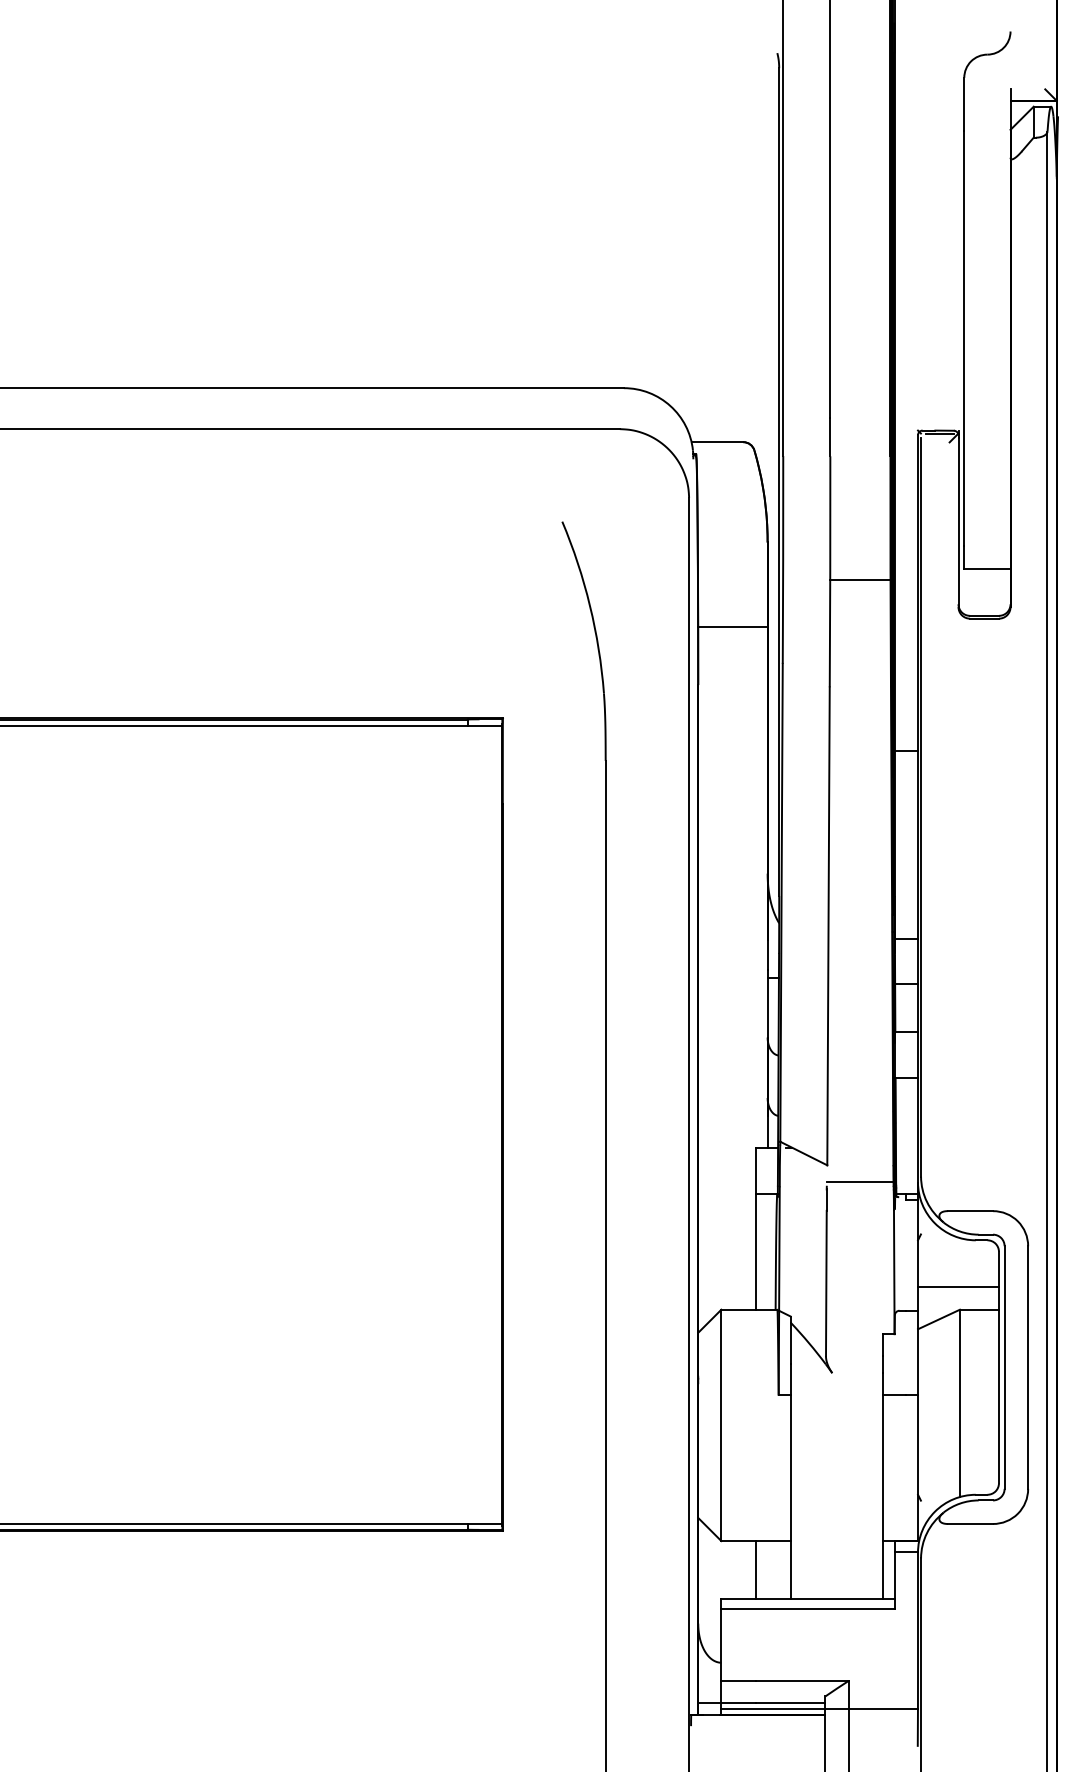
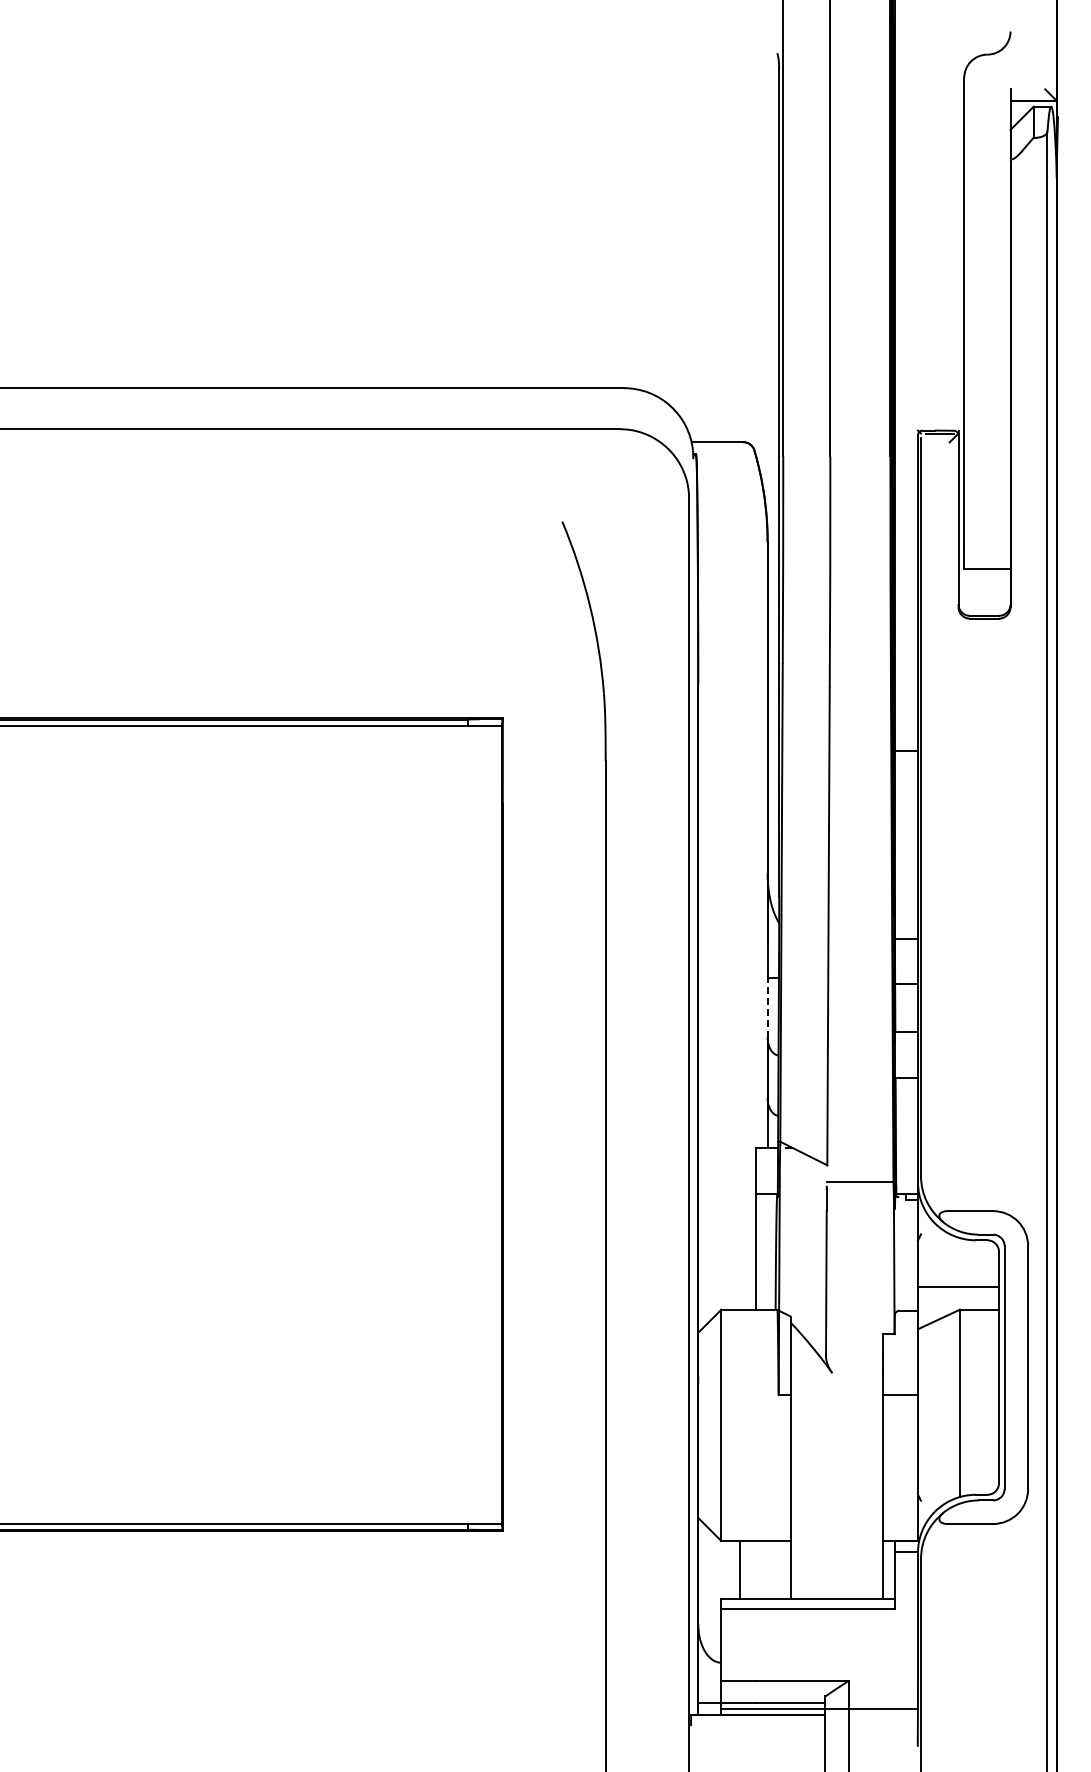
line: present -> none (859, 580)
line: present -> none (732, 627)
line: solid -> dashed (767, 1007)
line position: (756, 1569) -> (740, 1569) (740, 1569)
